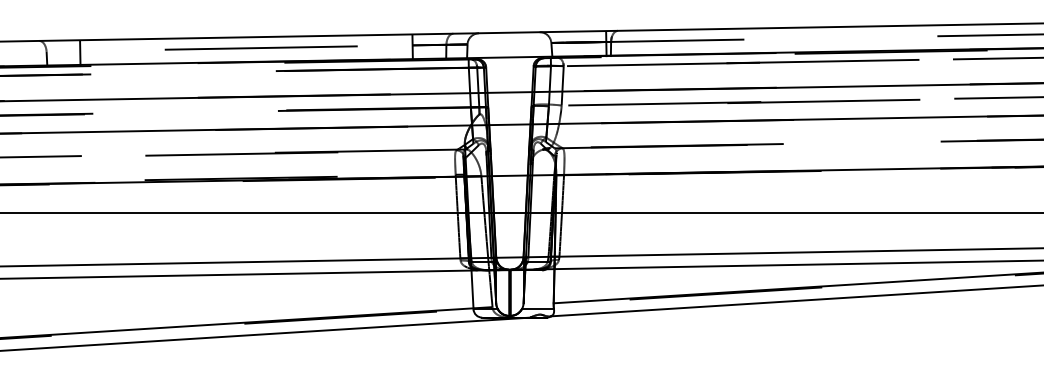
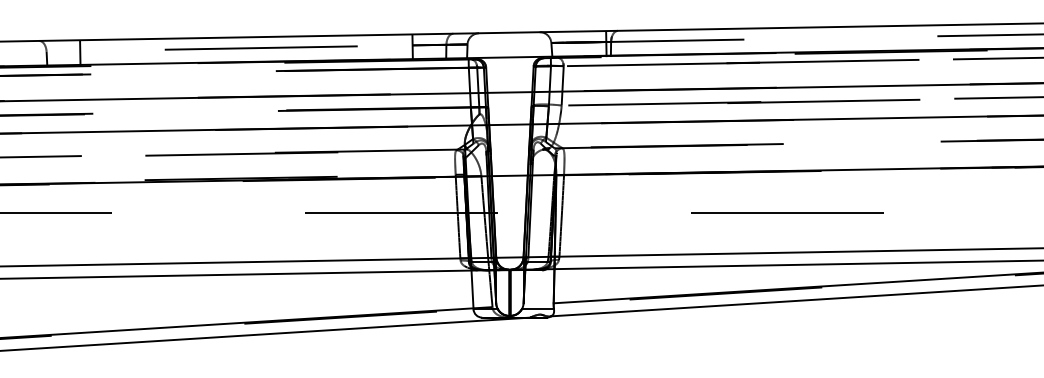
line: solid -> dashed (522, 212)
